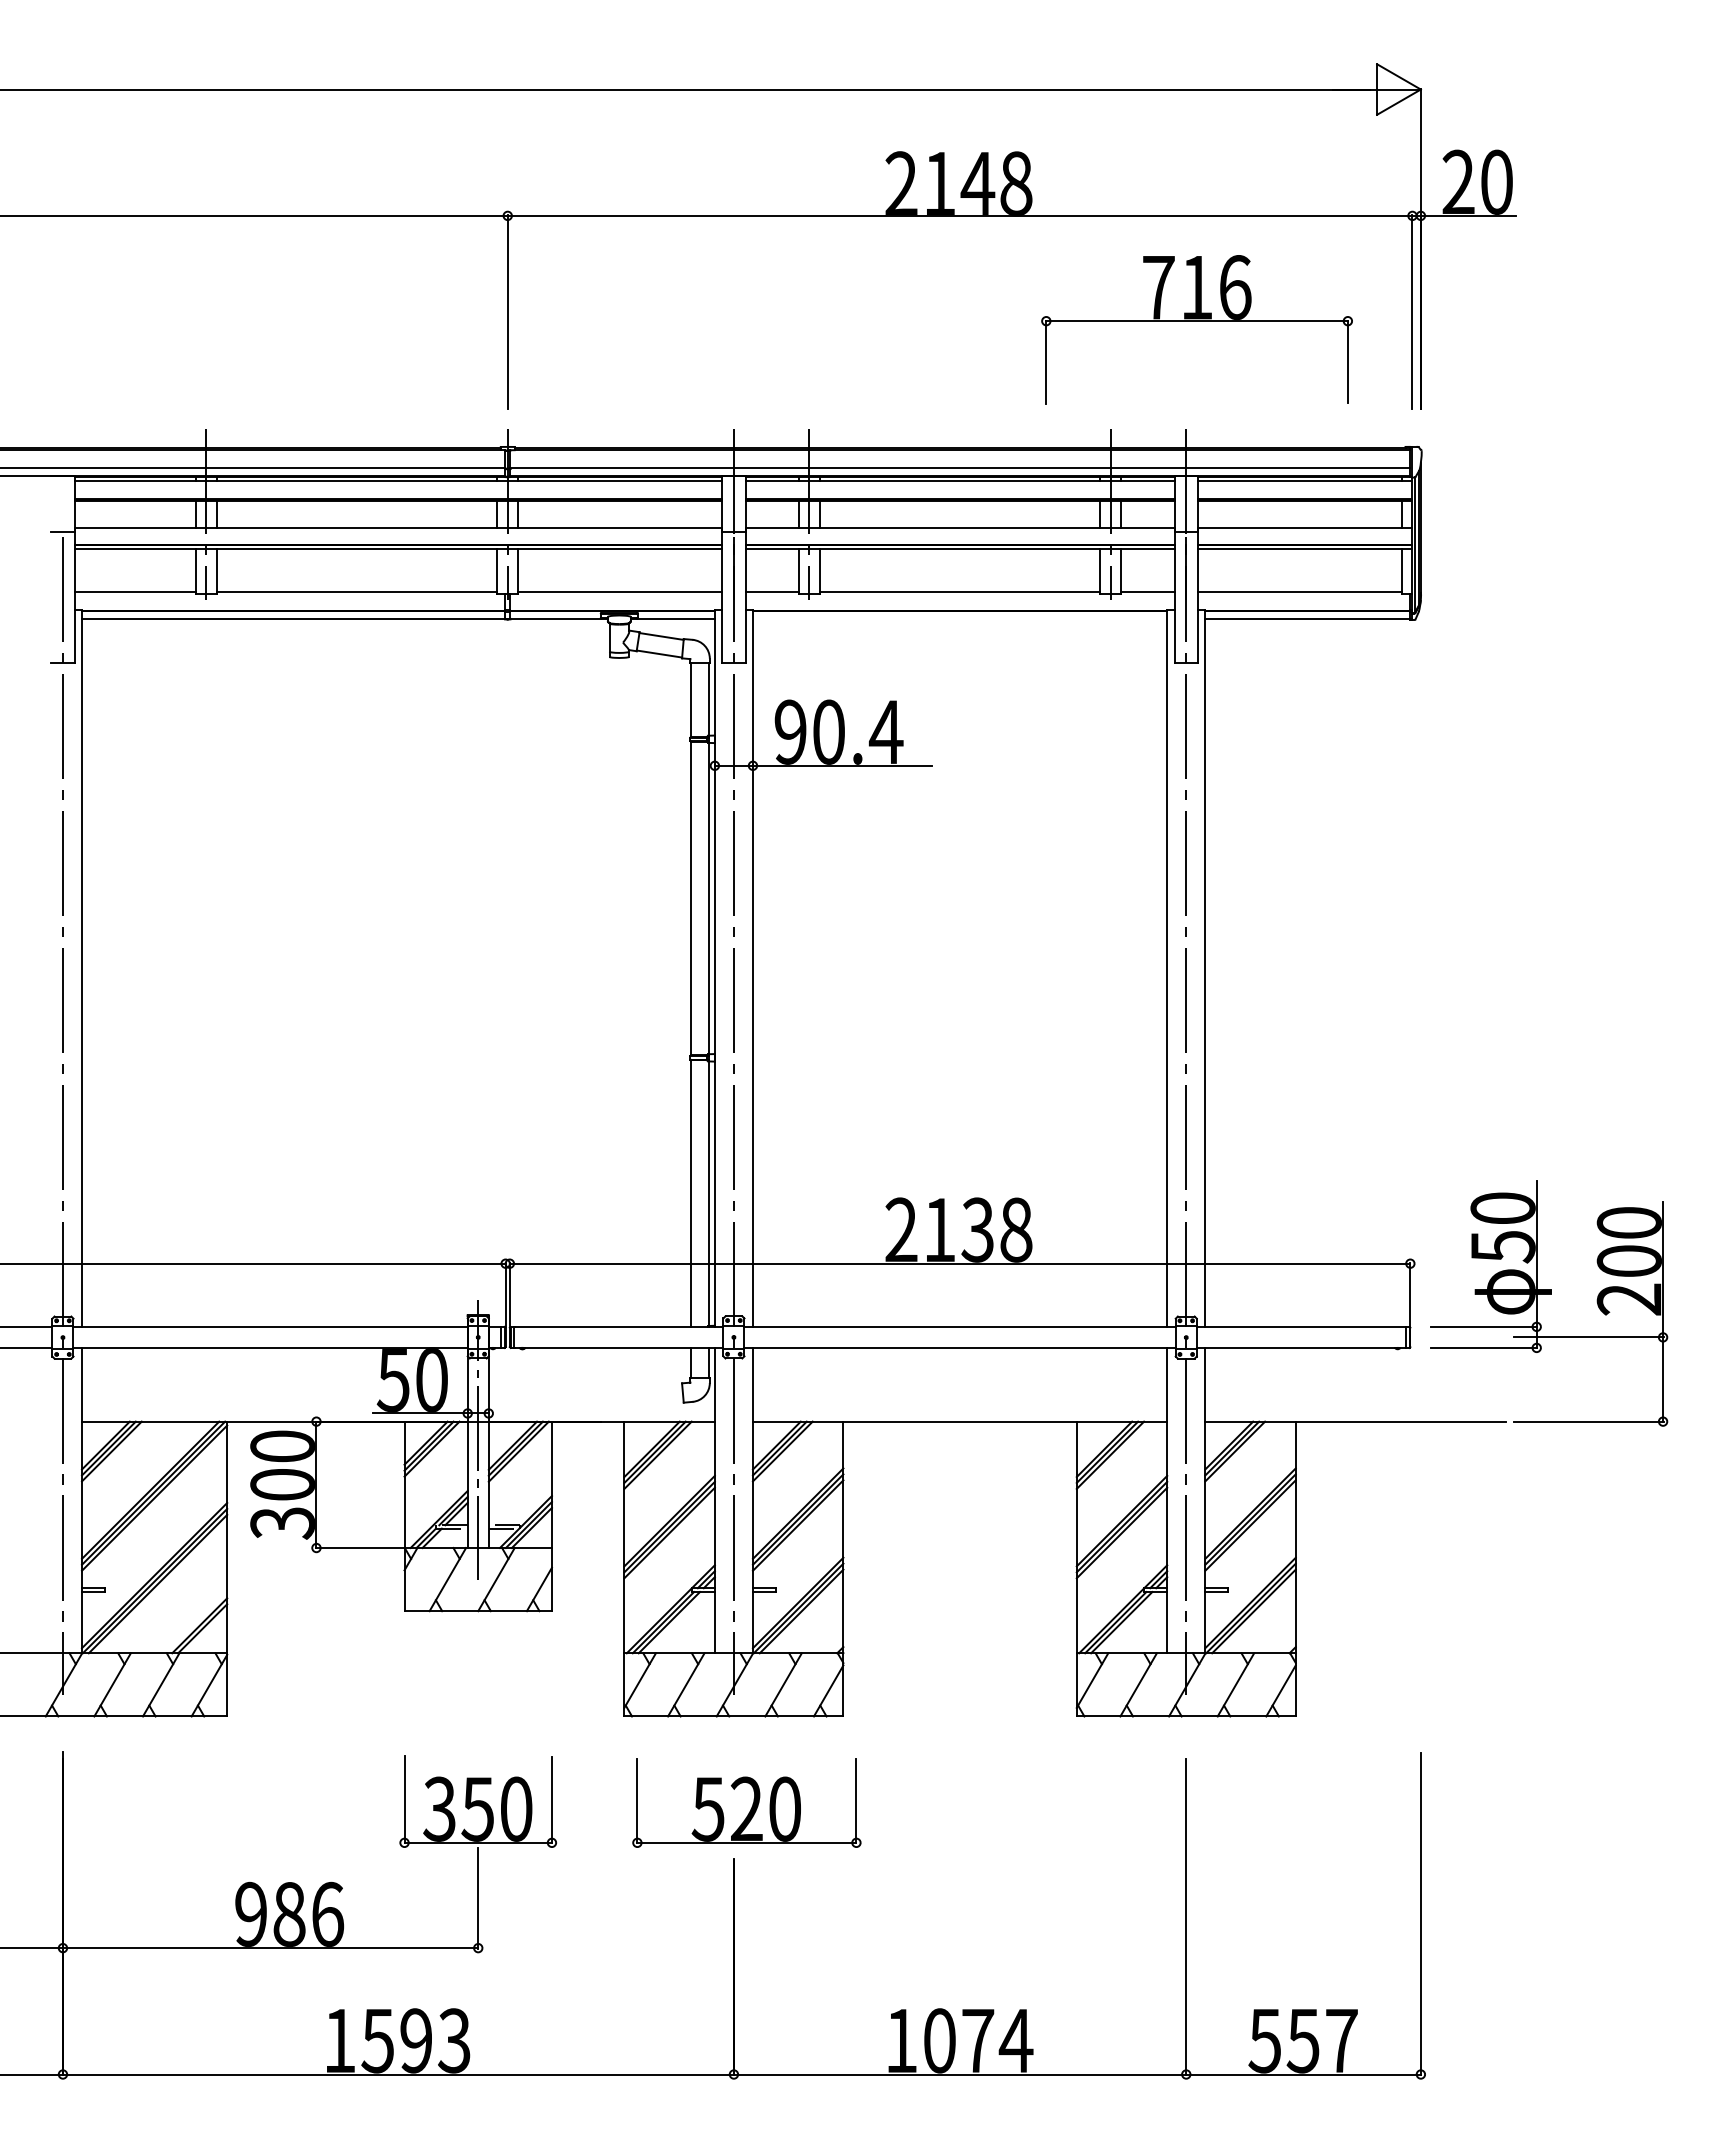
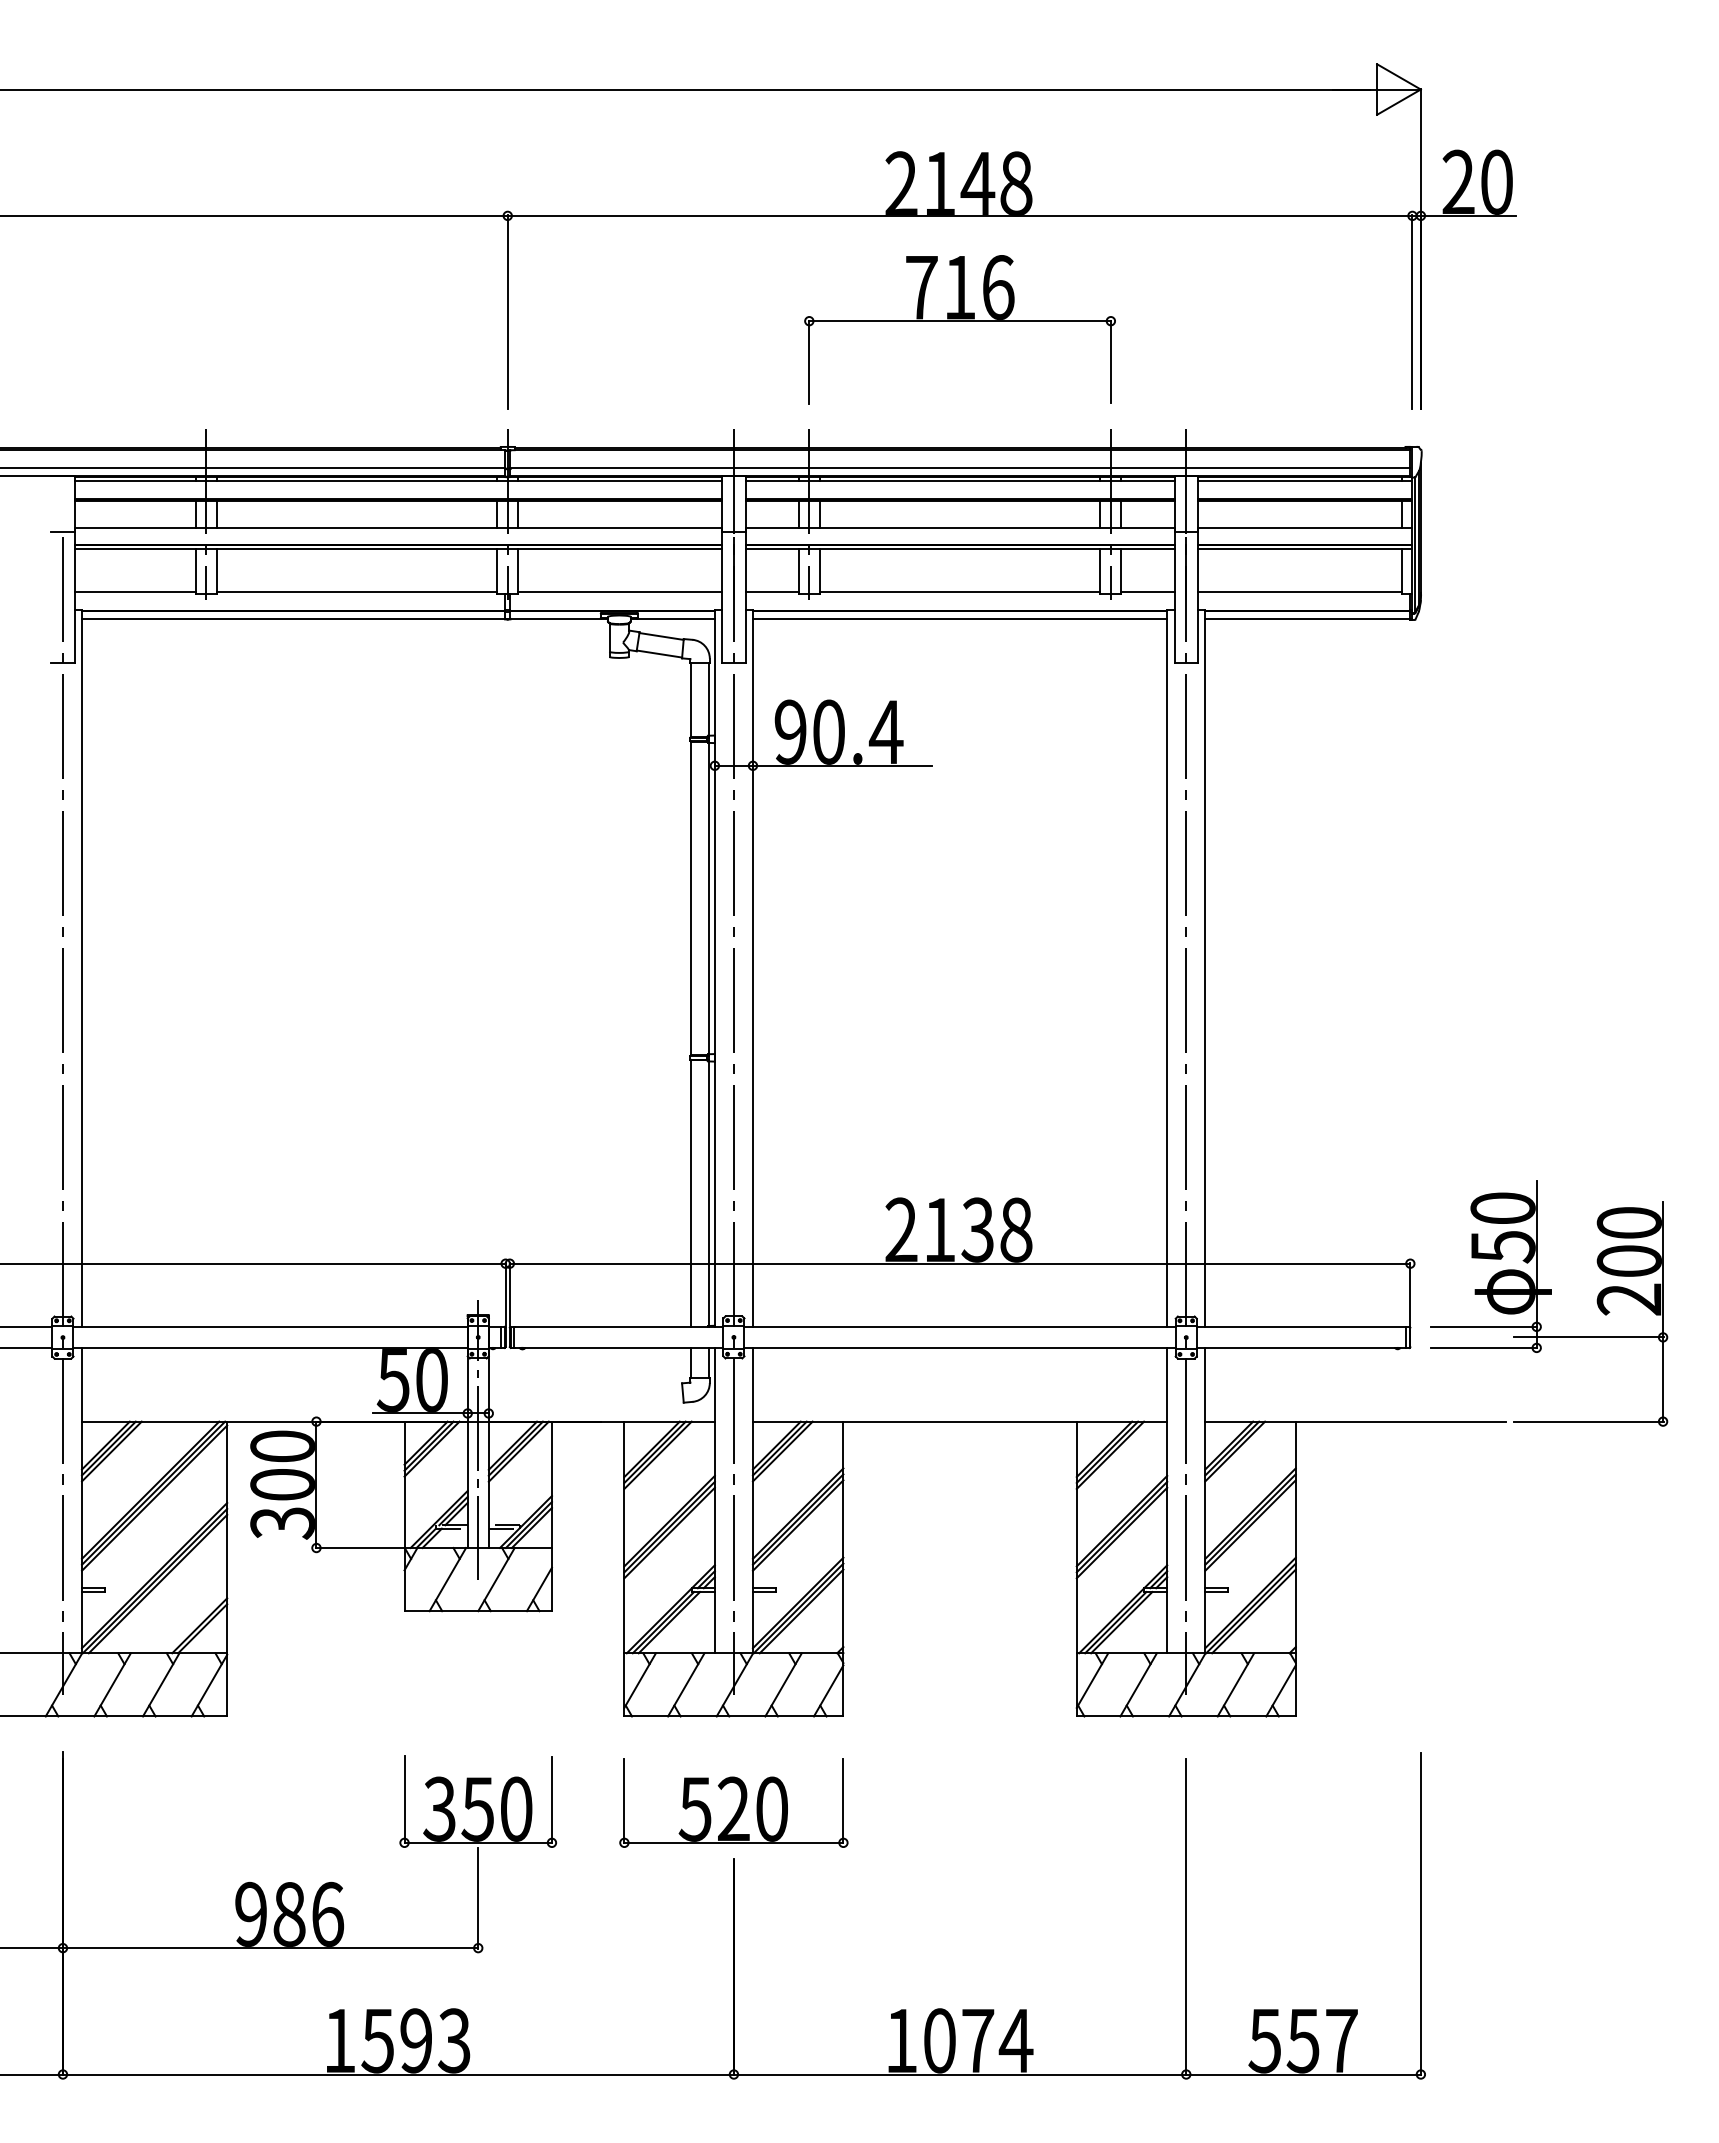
part position: (1196, 321) -> (959, 321) (959, 321)
line: none -> present (959, 618)
part position: (752, 1803) -> (739, 1803) (739, 1803)
